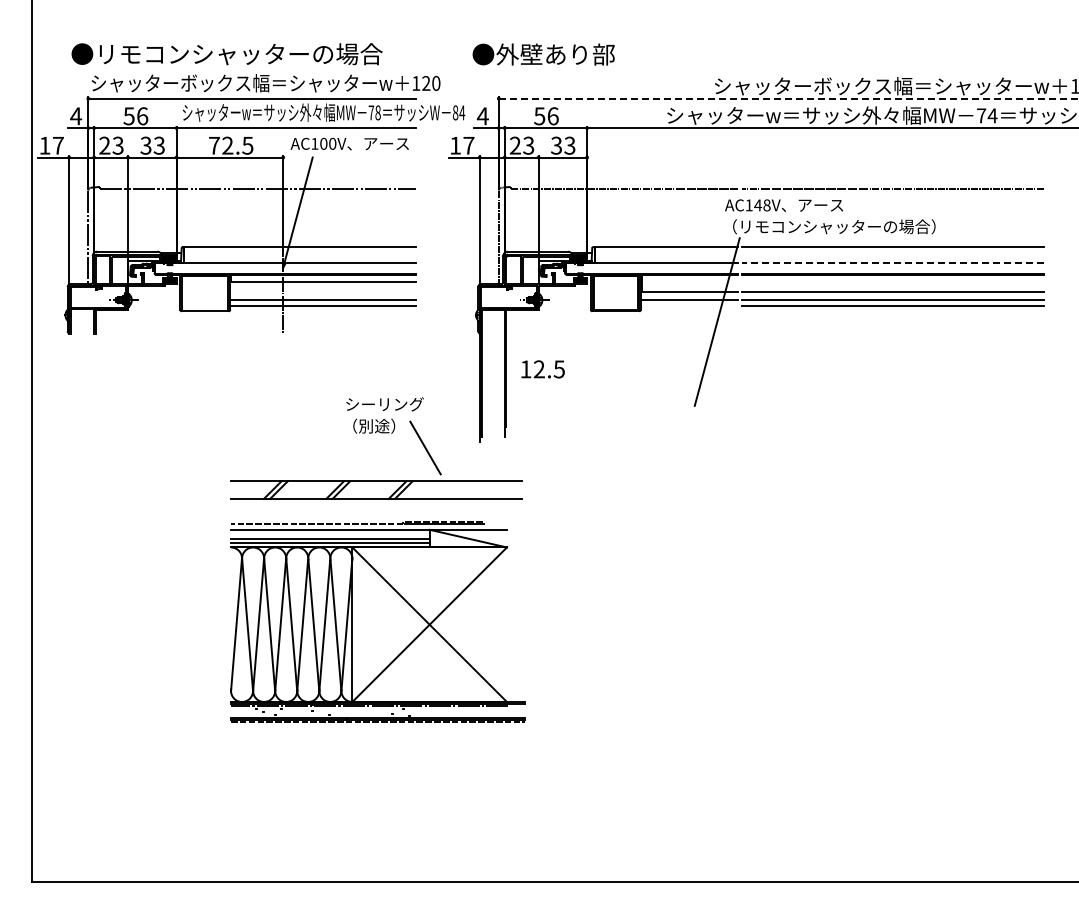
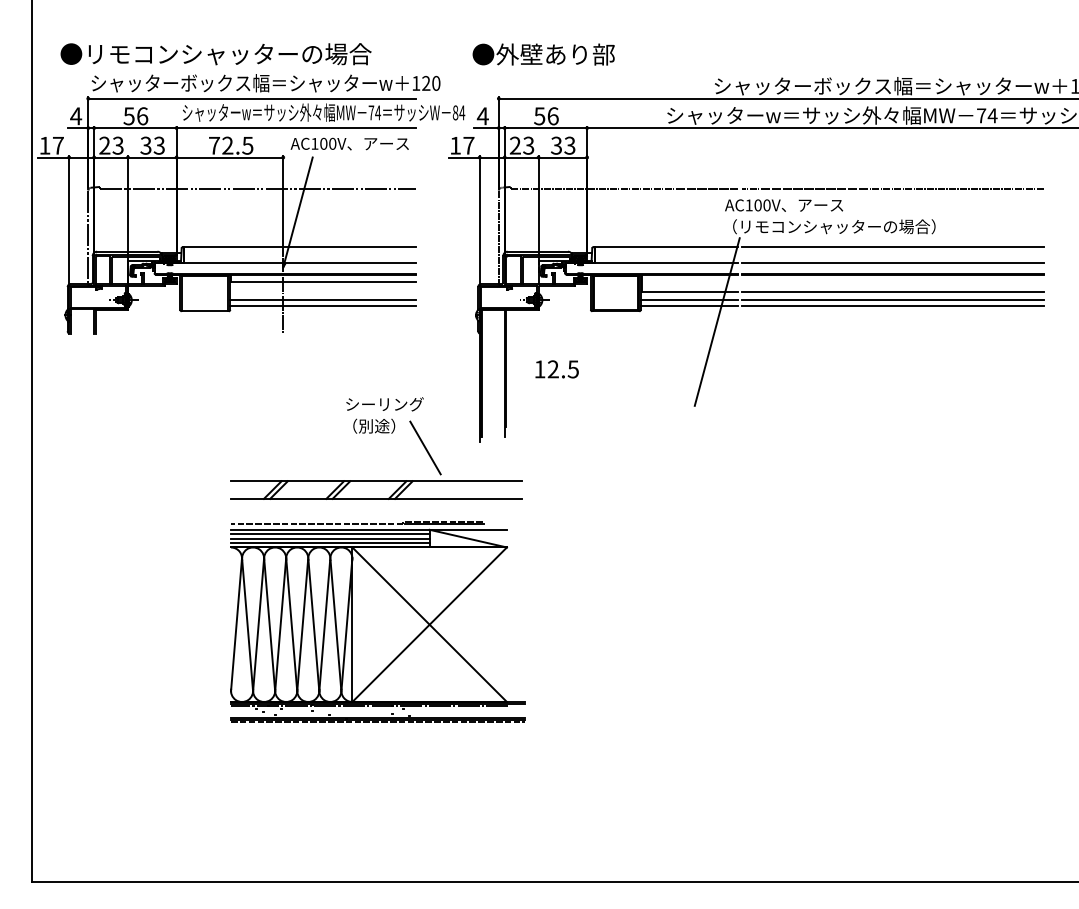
text position: (226, 54) -> (215, 54) (215, 54)
line: dashed -> solid (788, 98)
text: 78 -> 74 (378, 112)
text: AC148V -> AC100V (762, 205)
line: dashed -> solid (892, 263)
line: none -> present (688, 306)
text position: (542, 369) -> (556, 369) (556, 369)
line: none -> present (330, 534)
